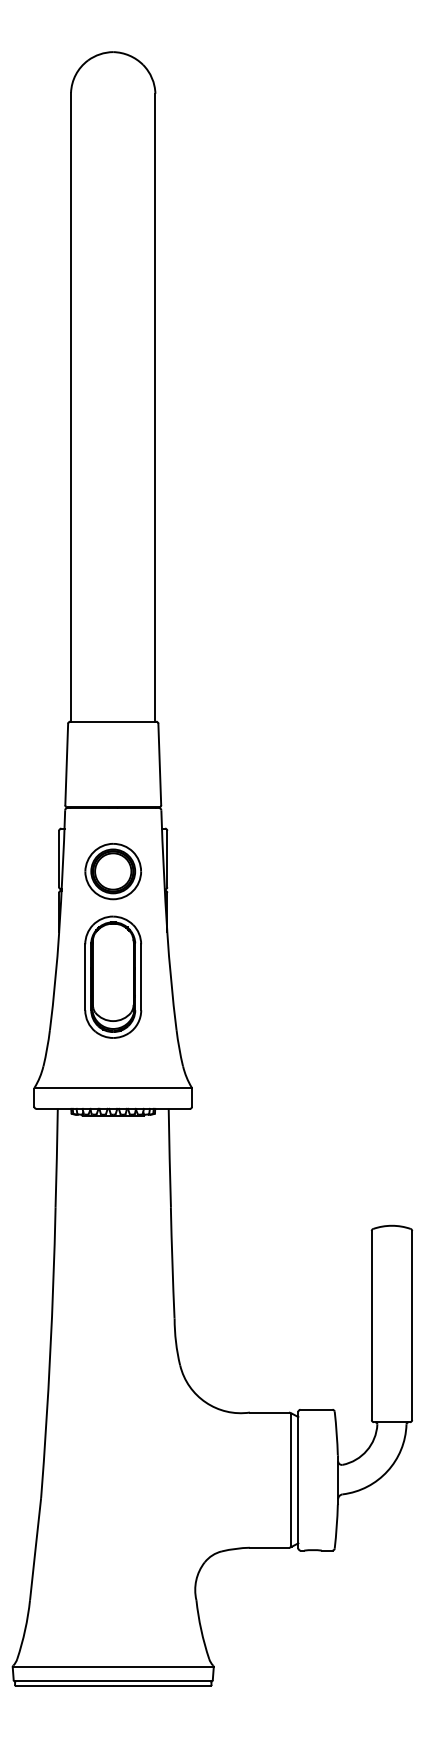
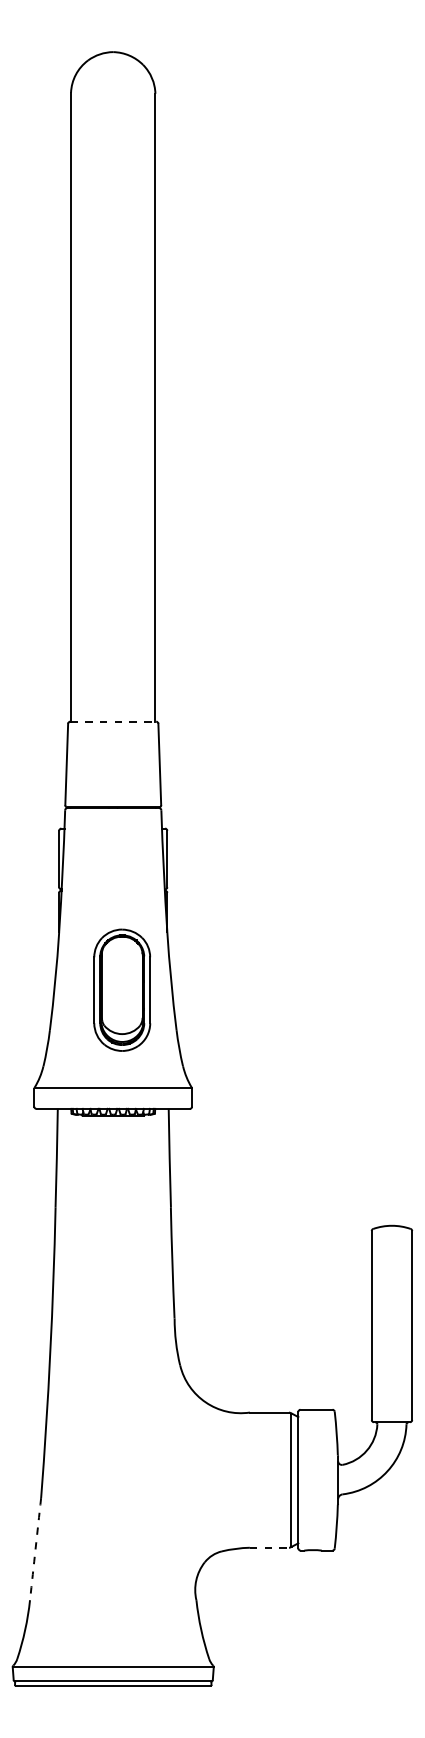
line: solid -> dashed (113, 721)
part: present -> none (112, 871)
part position: (113, 976) -> (122, 989) (122, 989)
line: solid -> dashed (269, 1547)
arc: solid -> dashed (35, 1549)
